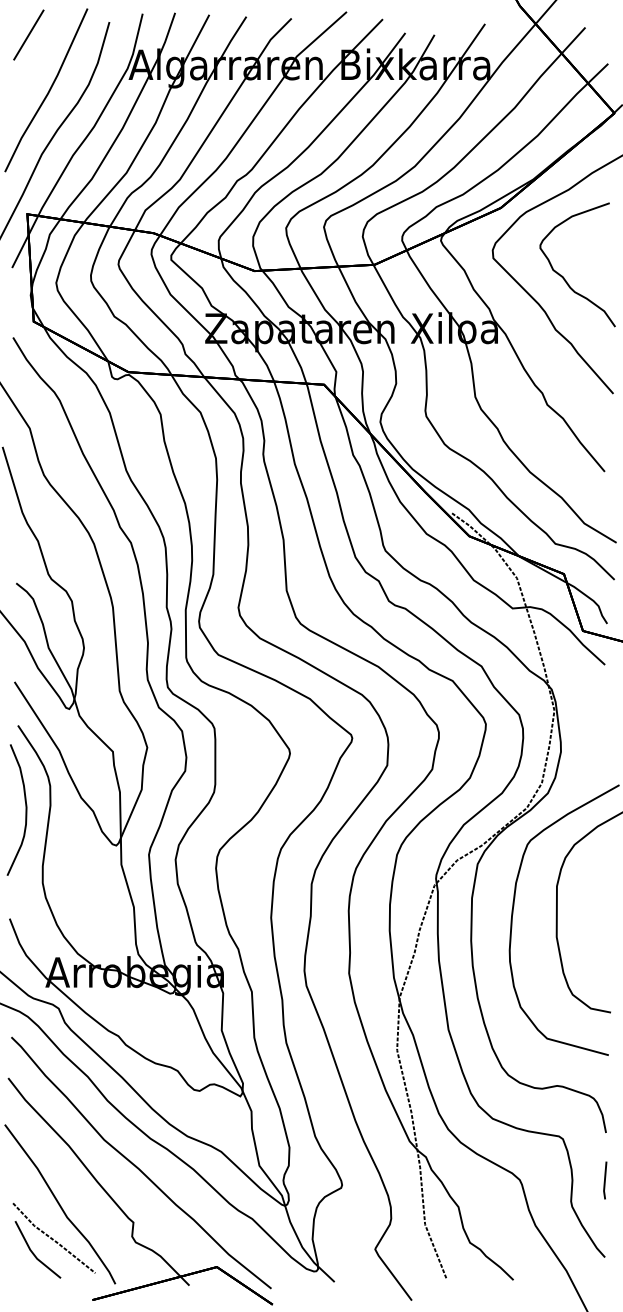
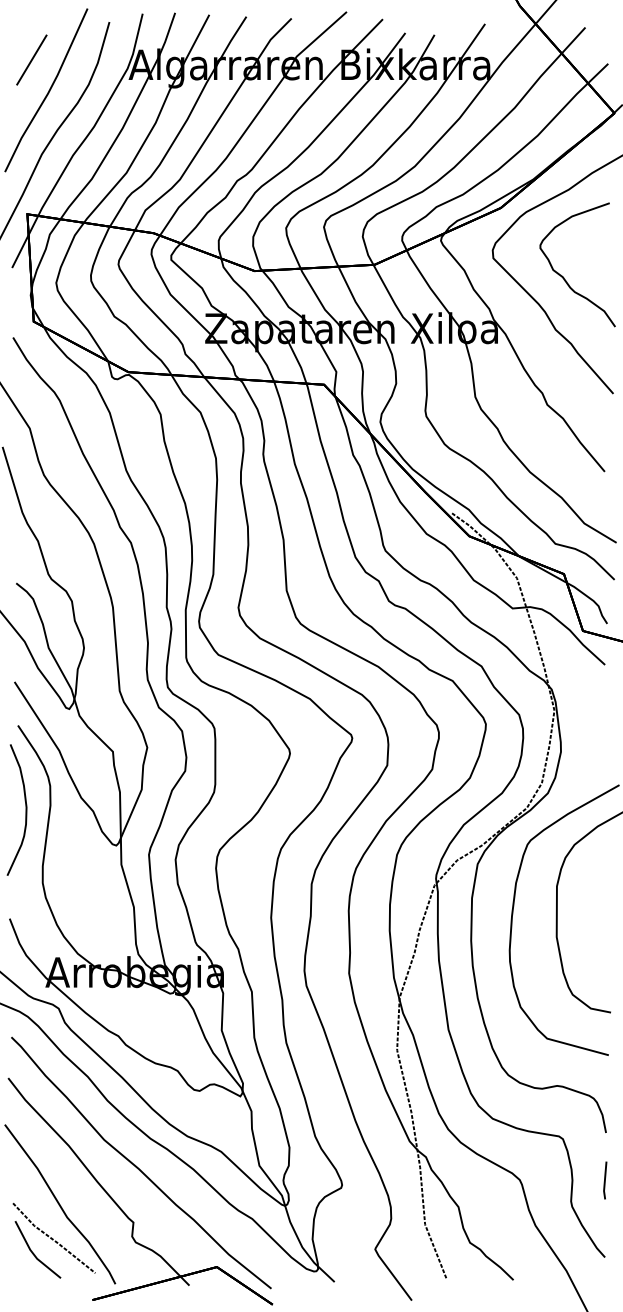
line position: (28, 34) -> (31, 59) (31, 59)
